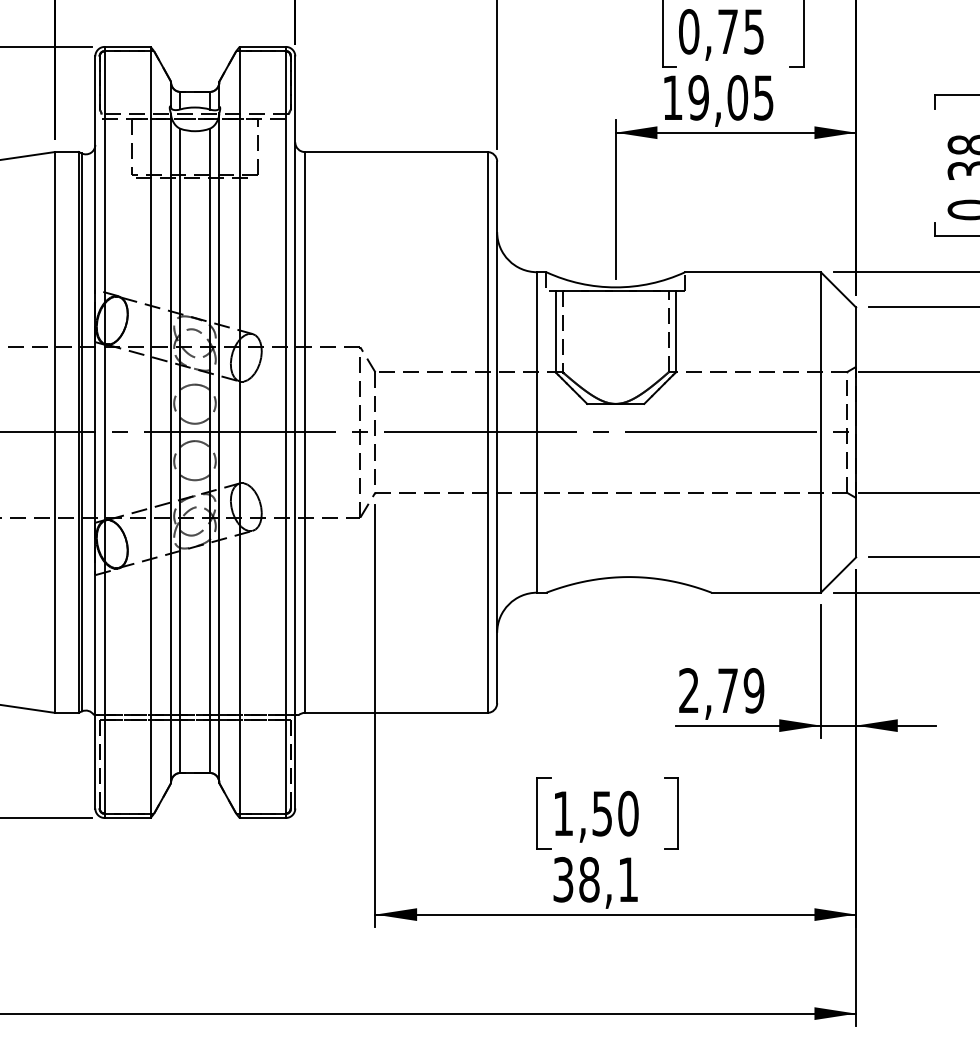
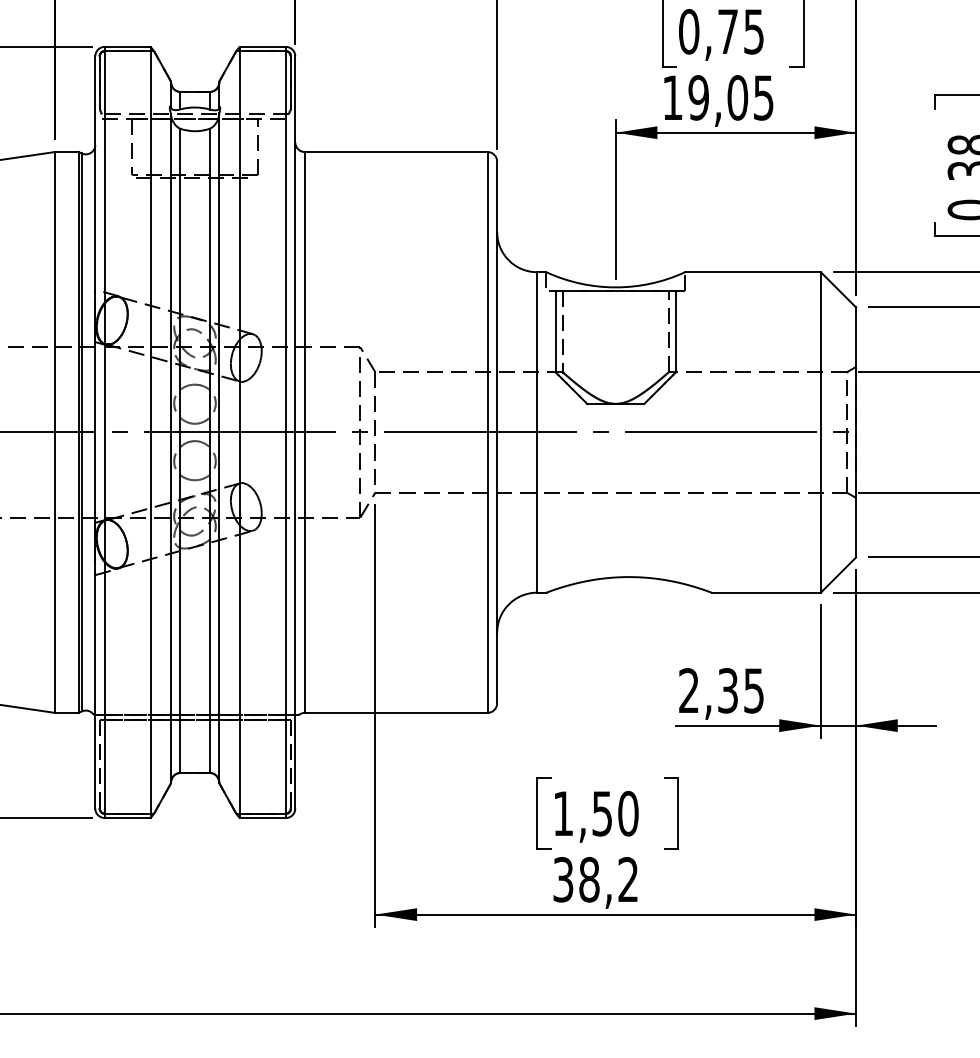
text: 2,79 -> 2,35 (741, 690)
text: 38,1 -> 38,2 (627, 879)
